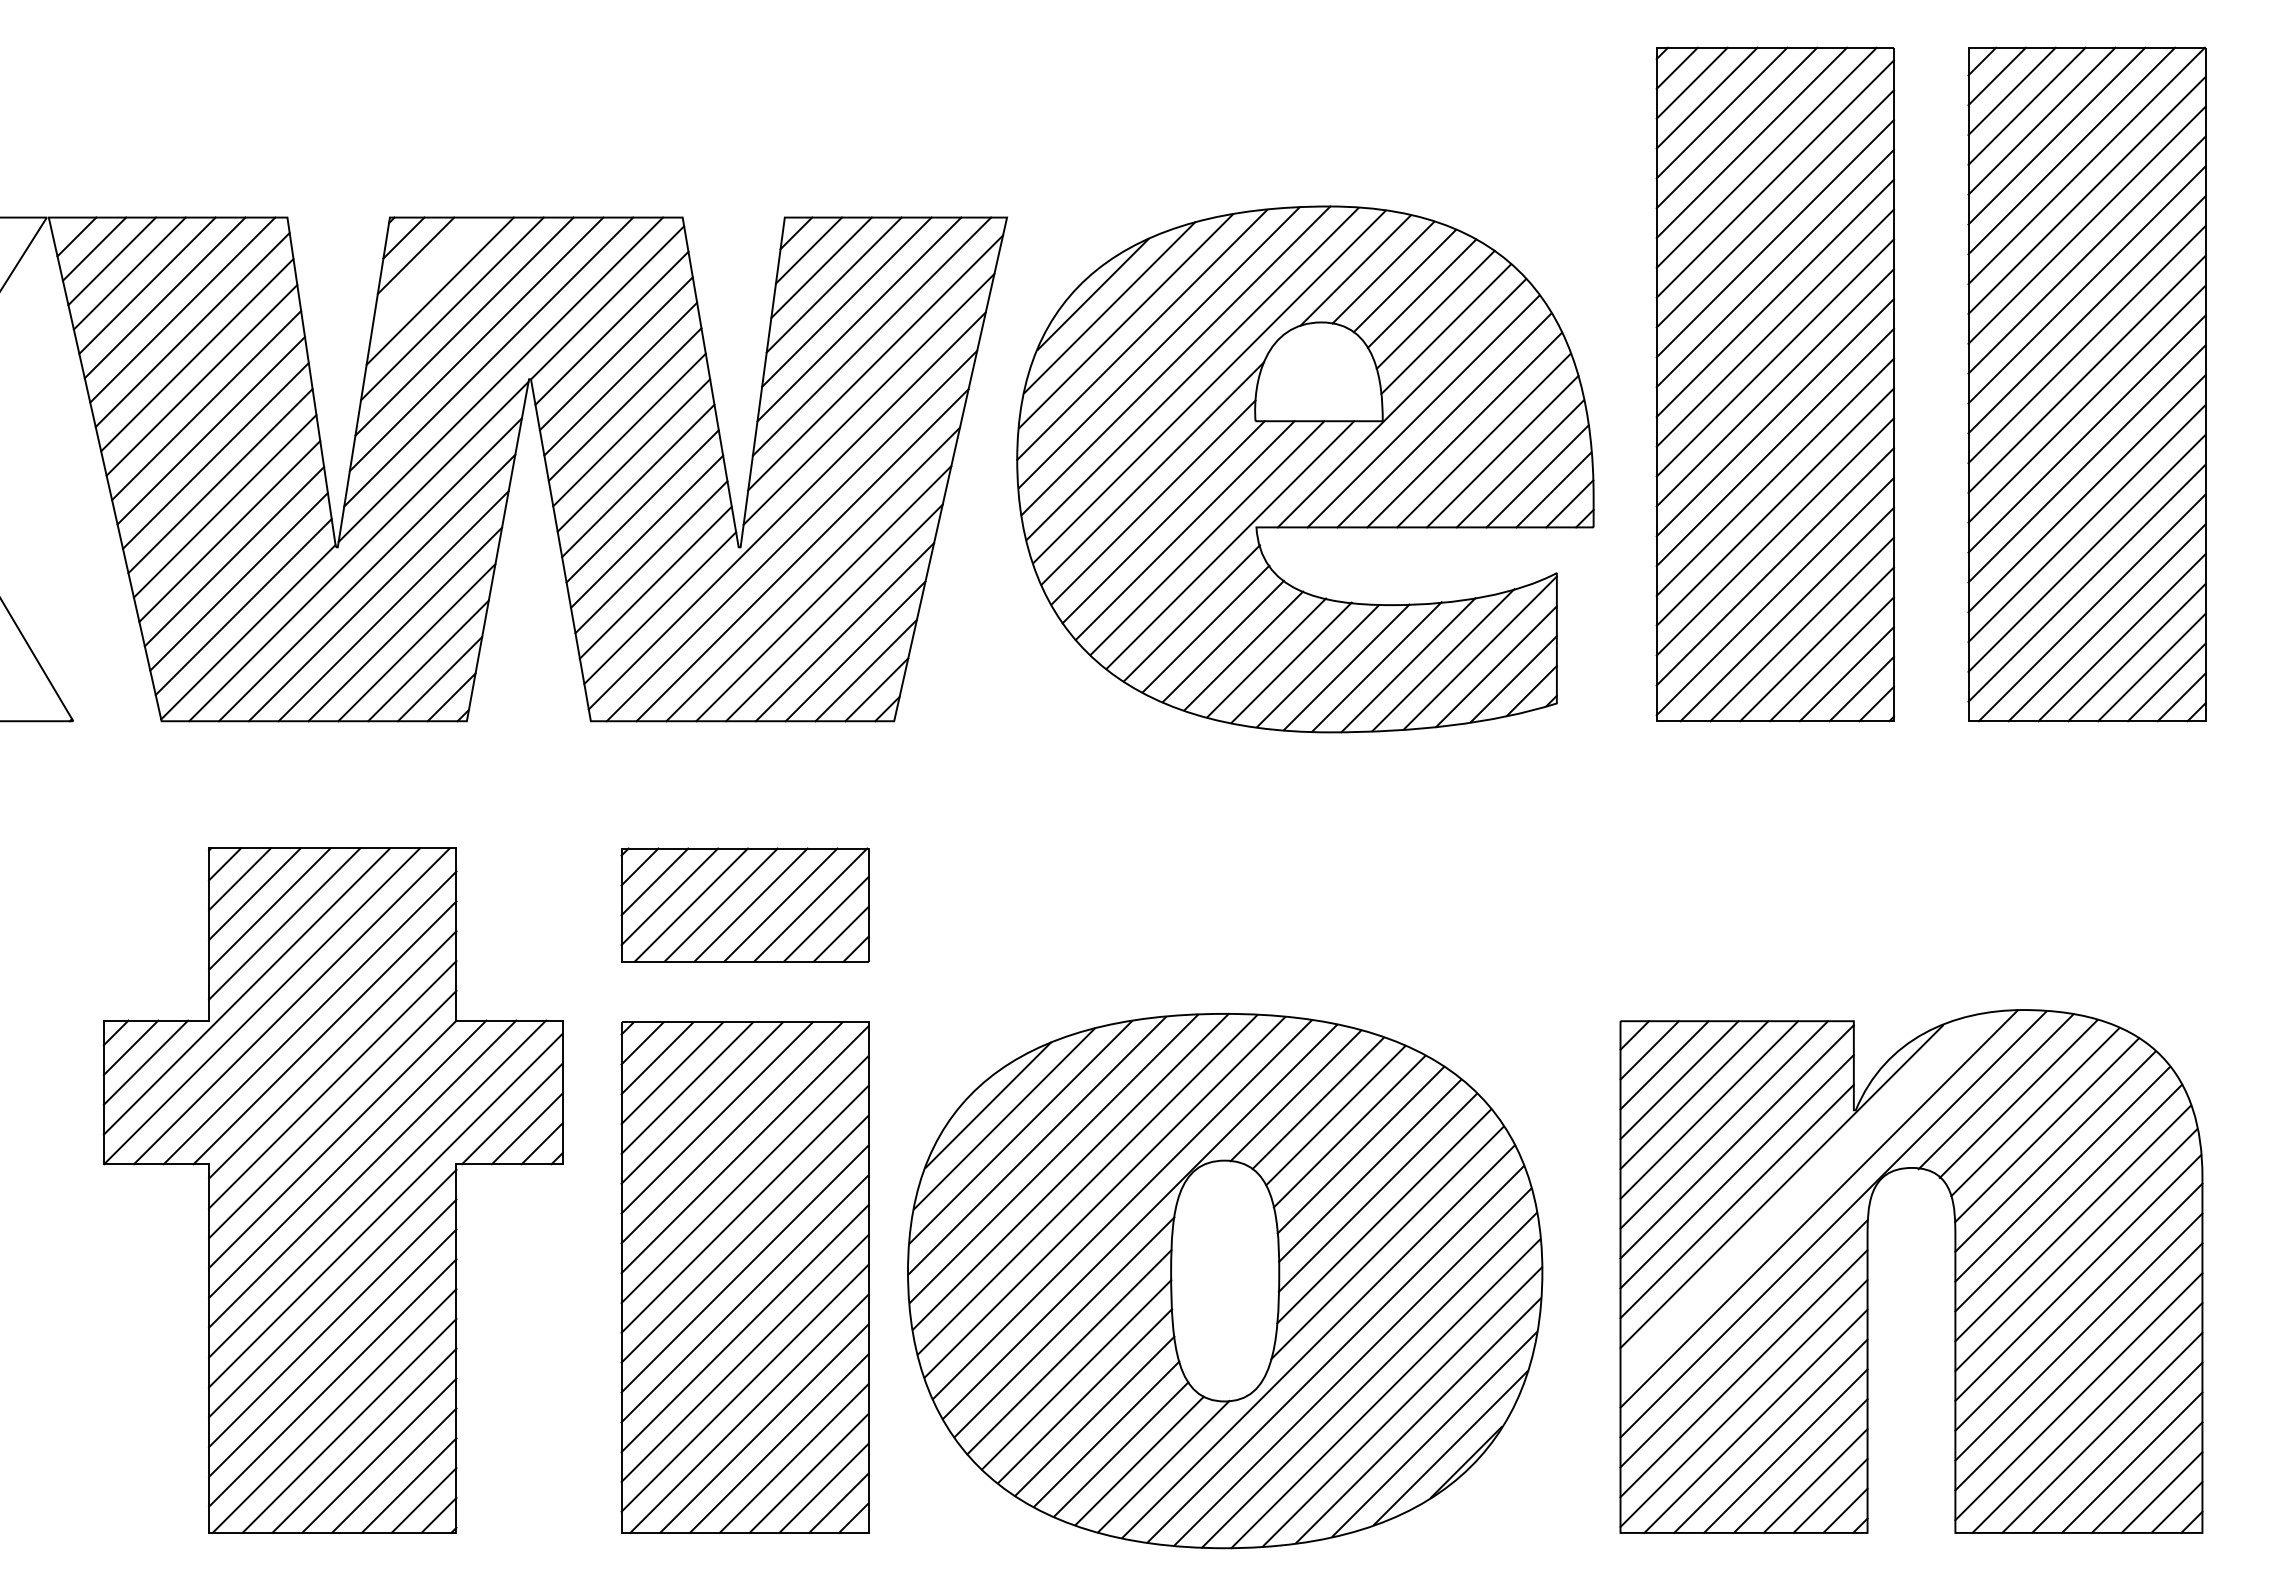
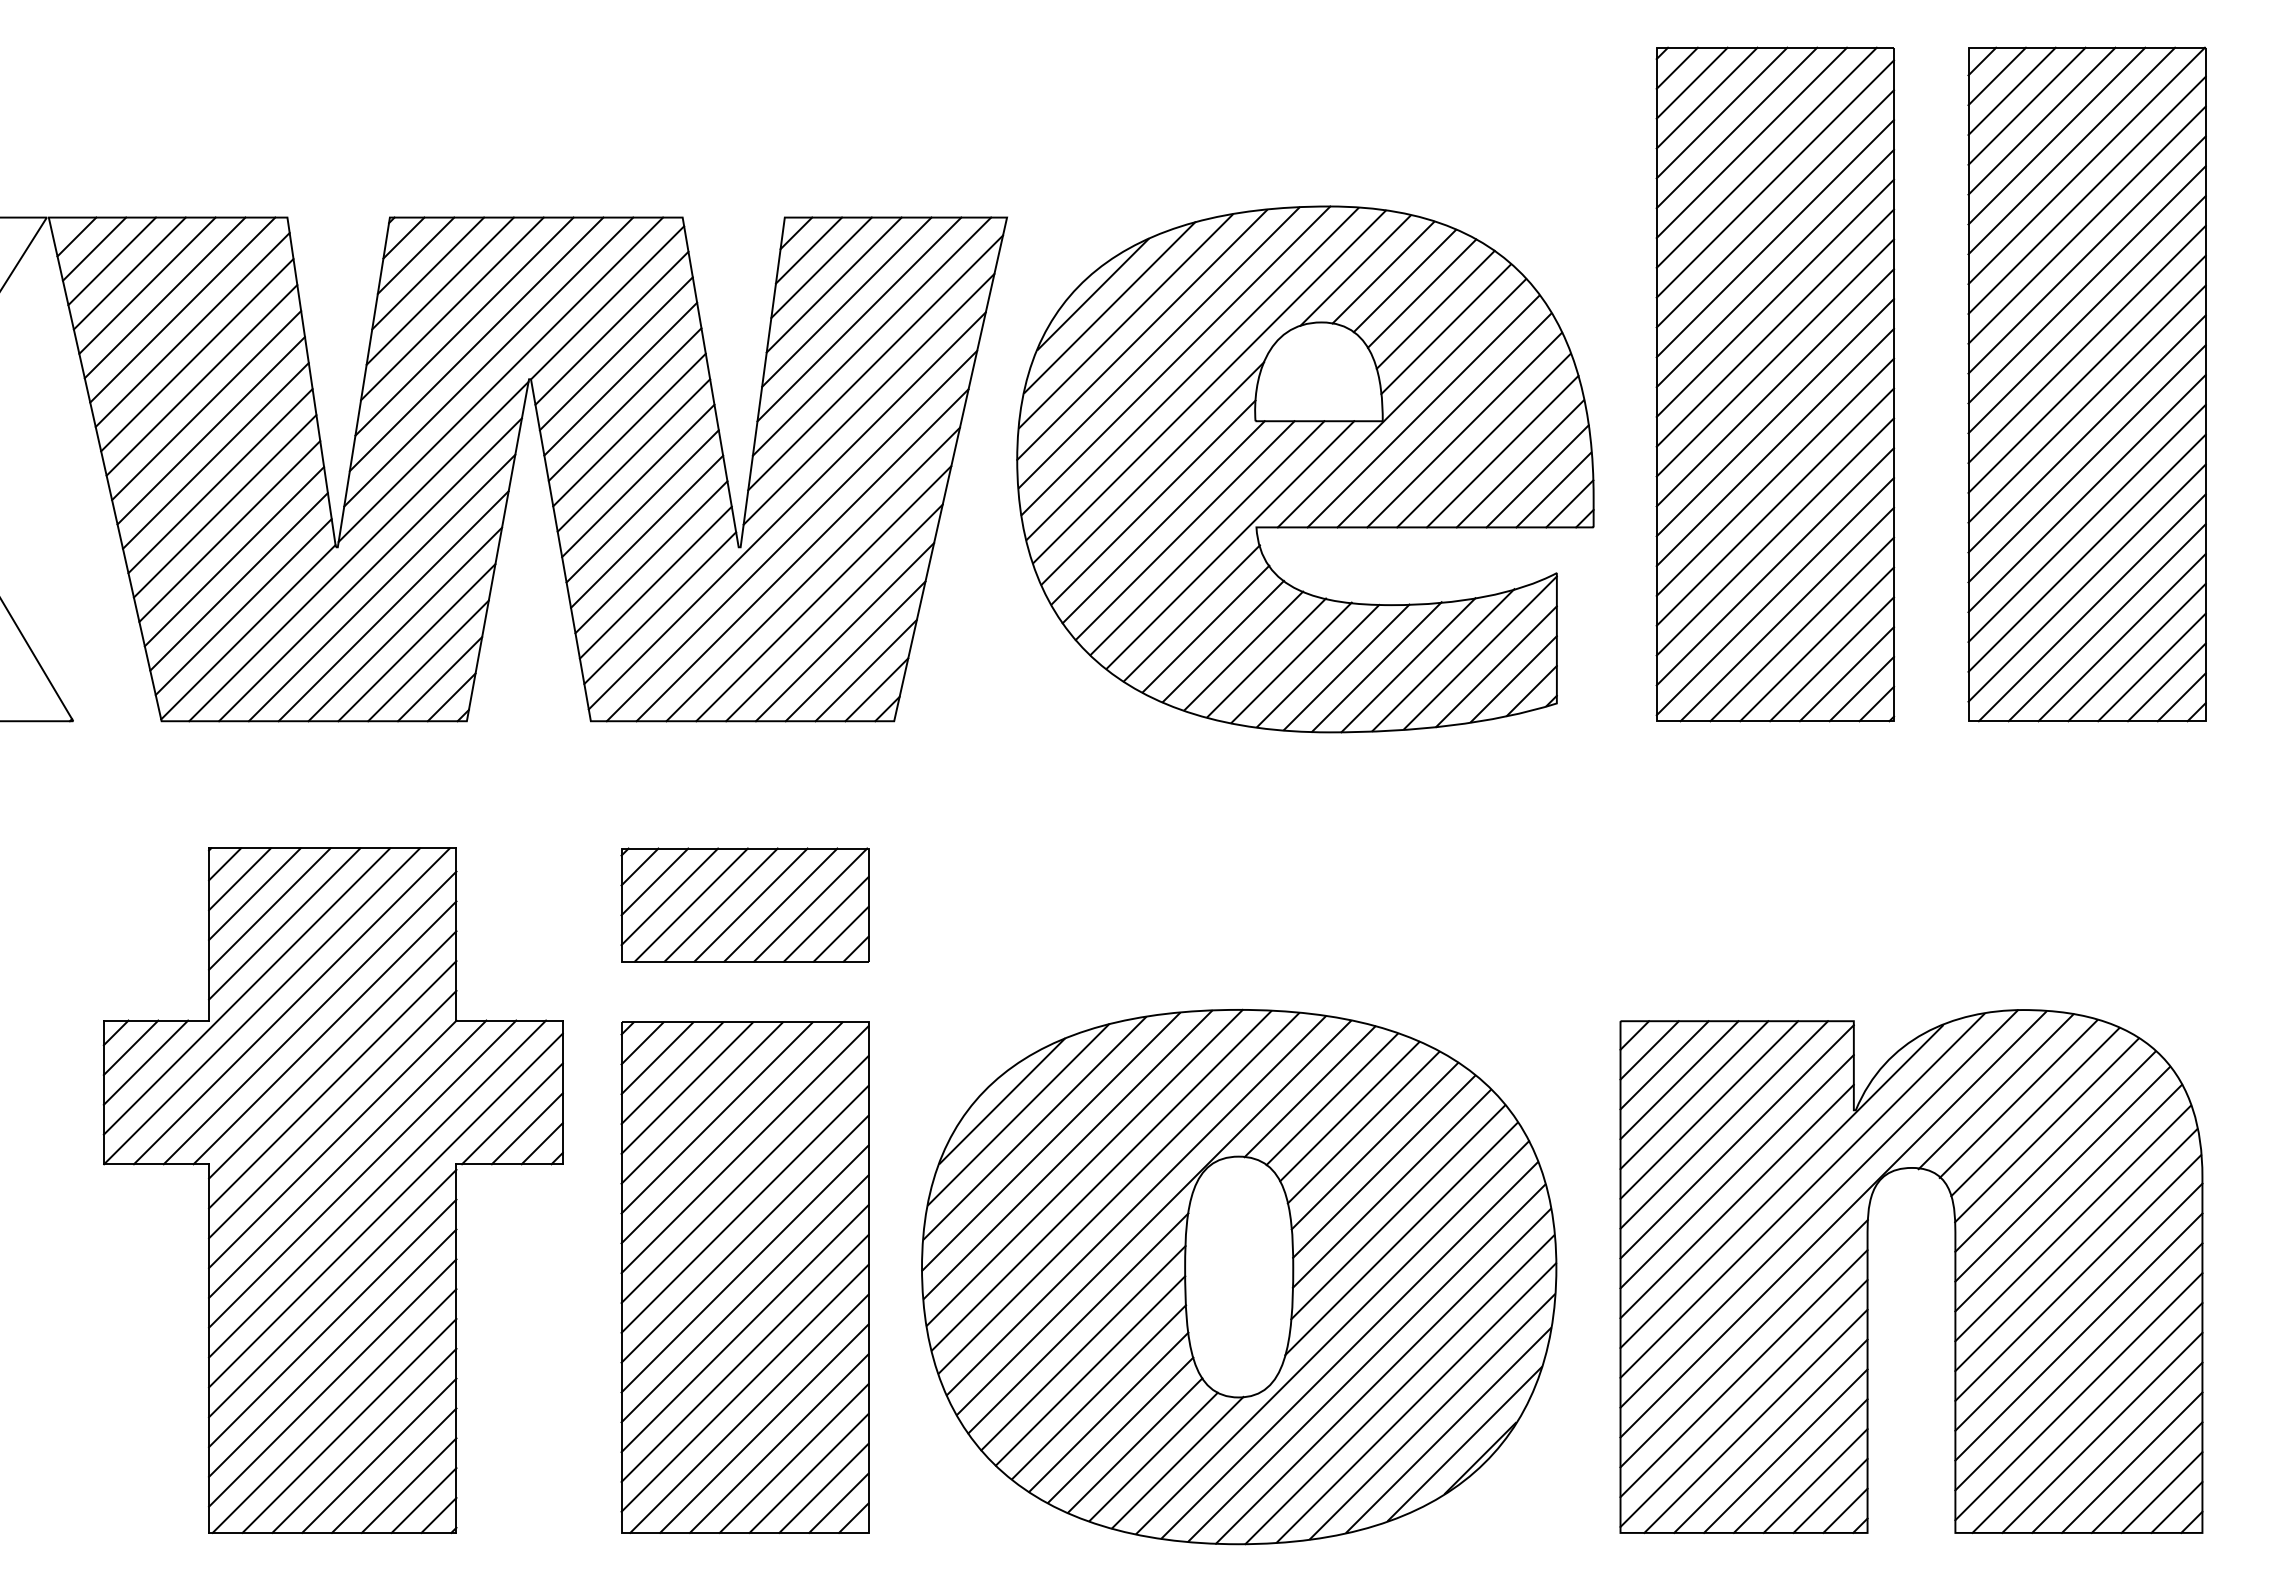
line: none -> present (428, 273)
line: none -> present (1802, 1195)
part position: (1225, 1280) -> (1239, 1276) (1239, 1276)
